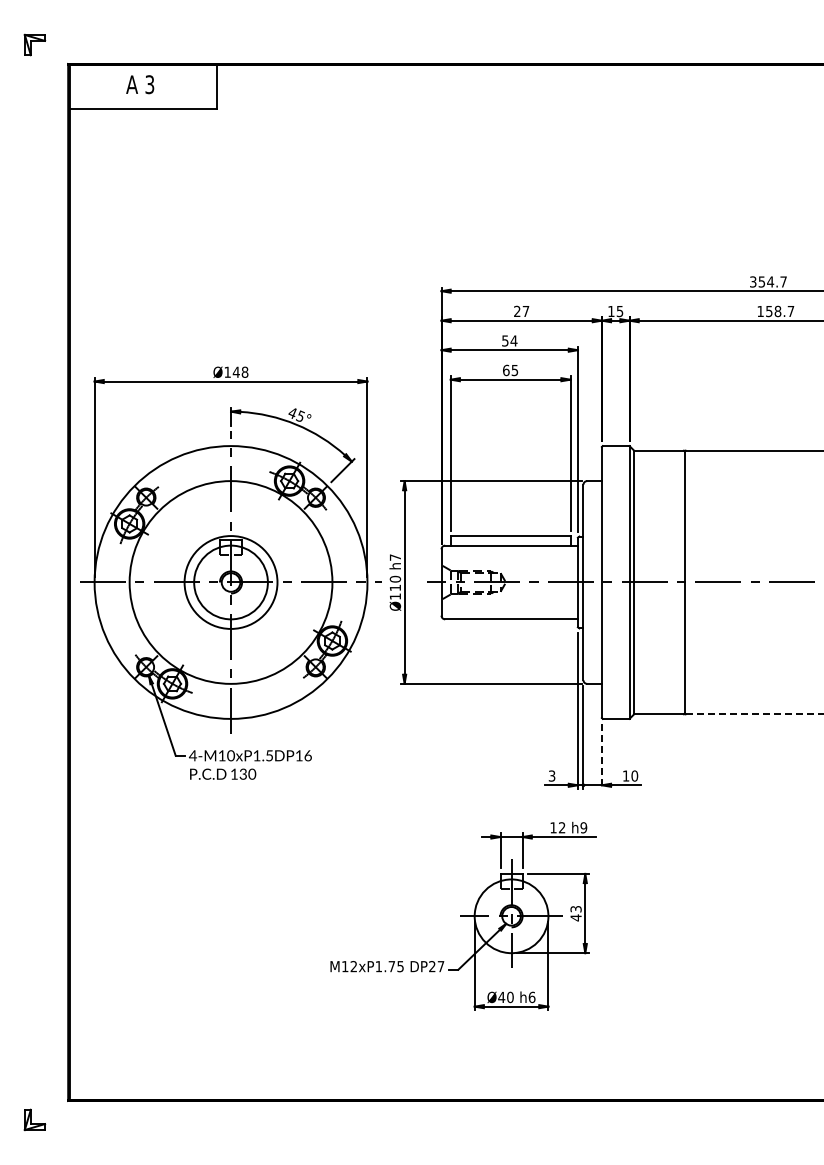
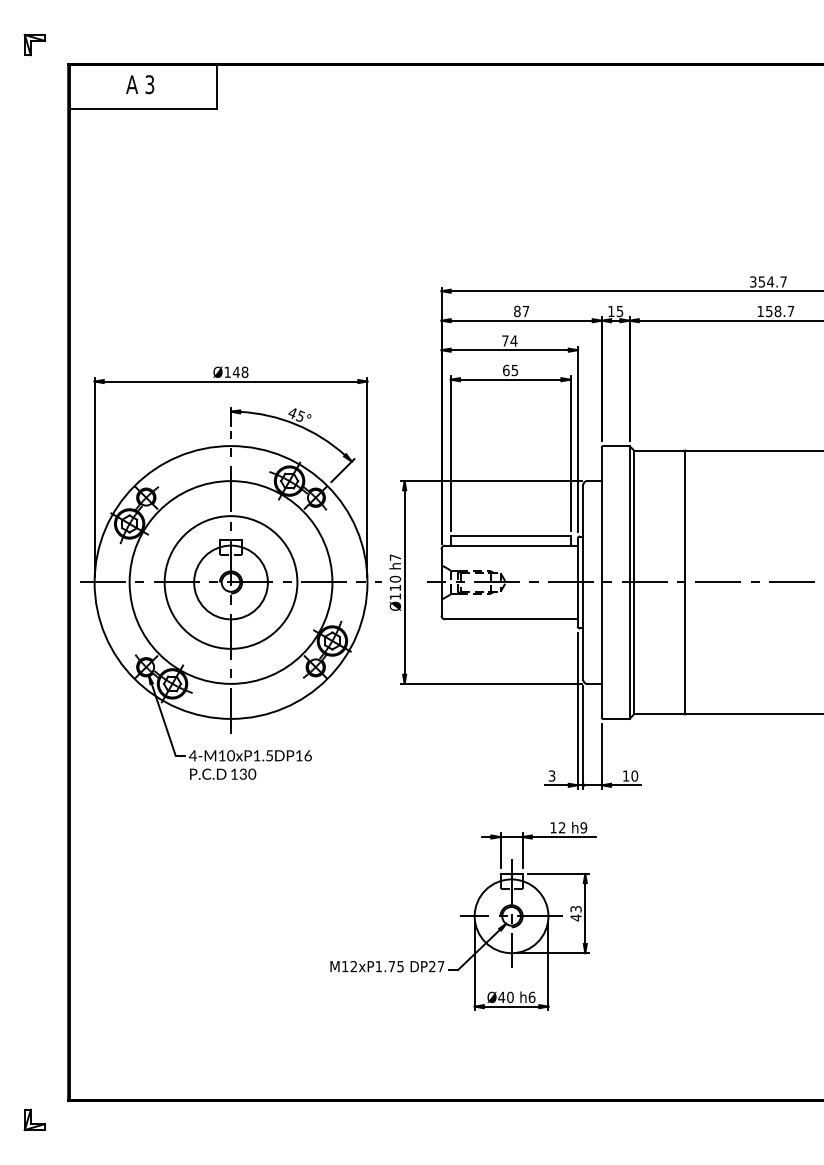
text: 27 -> 87 (517, 311)
text: 54 -> 74 (505, 340)
circle diameter: 93 px -> 133 px (230, 582)
line: dashed -> solid (754, 714)
line: dashed -> solid (601, 756)
